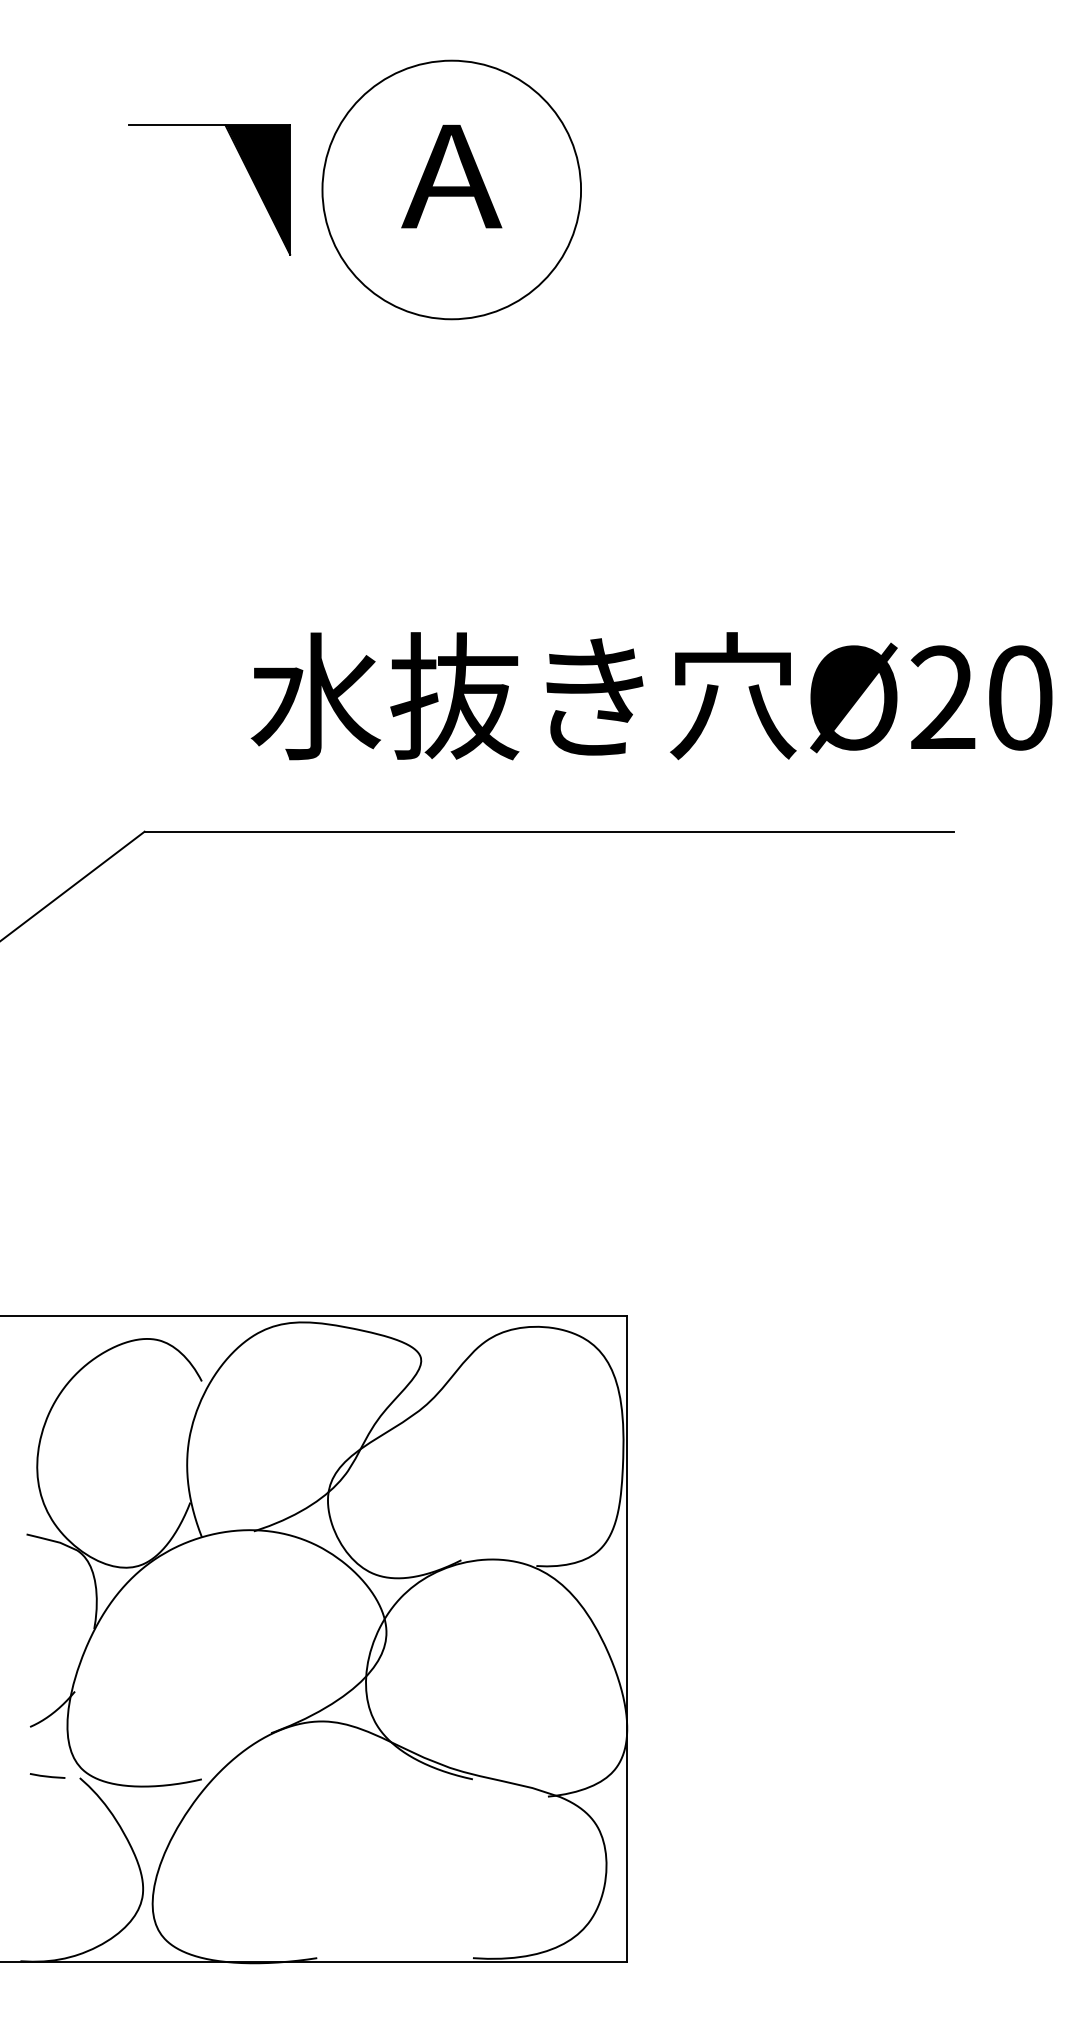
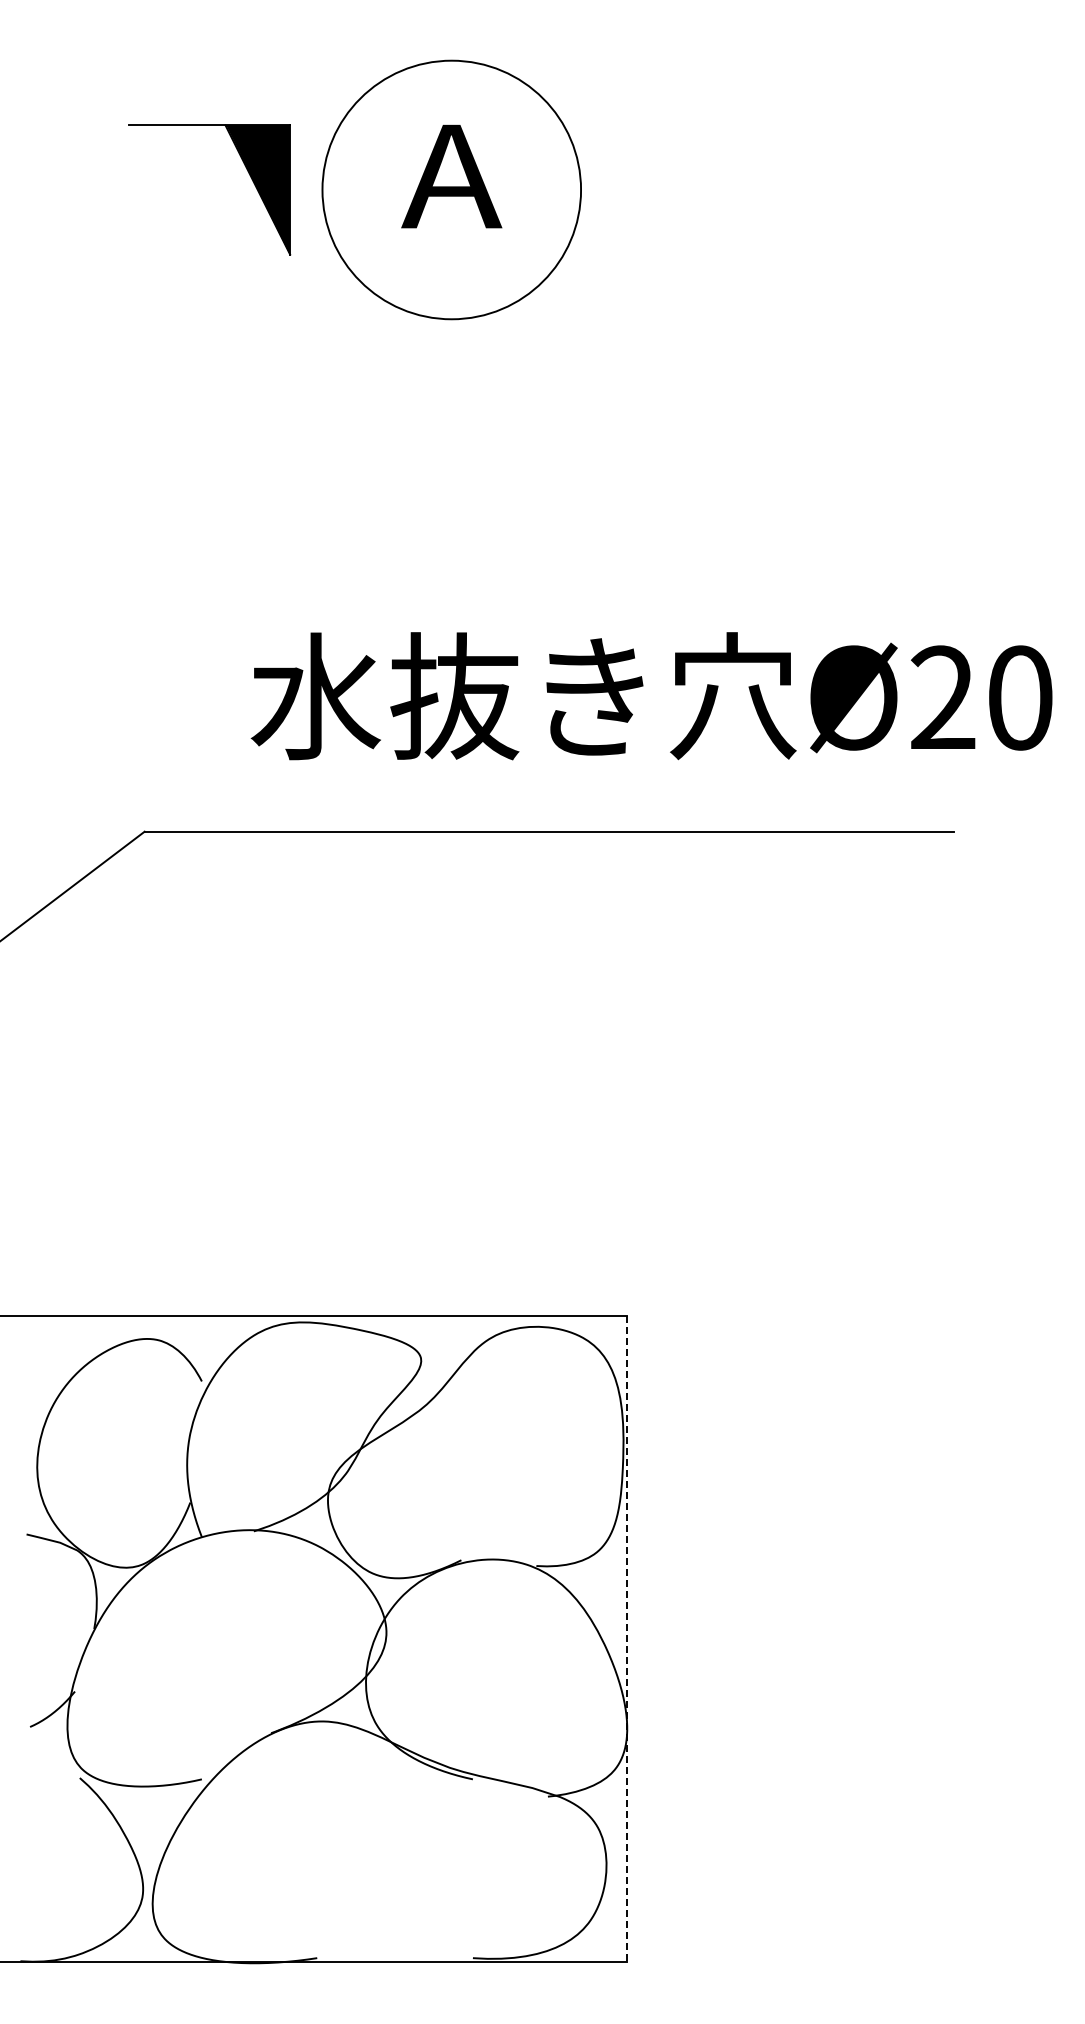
line: solid -> dashed (626, 1639)
line: present -> none (47, 1775)
